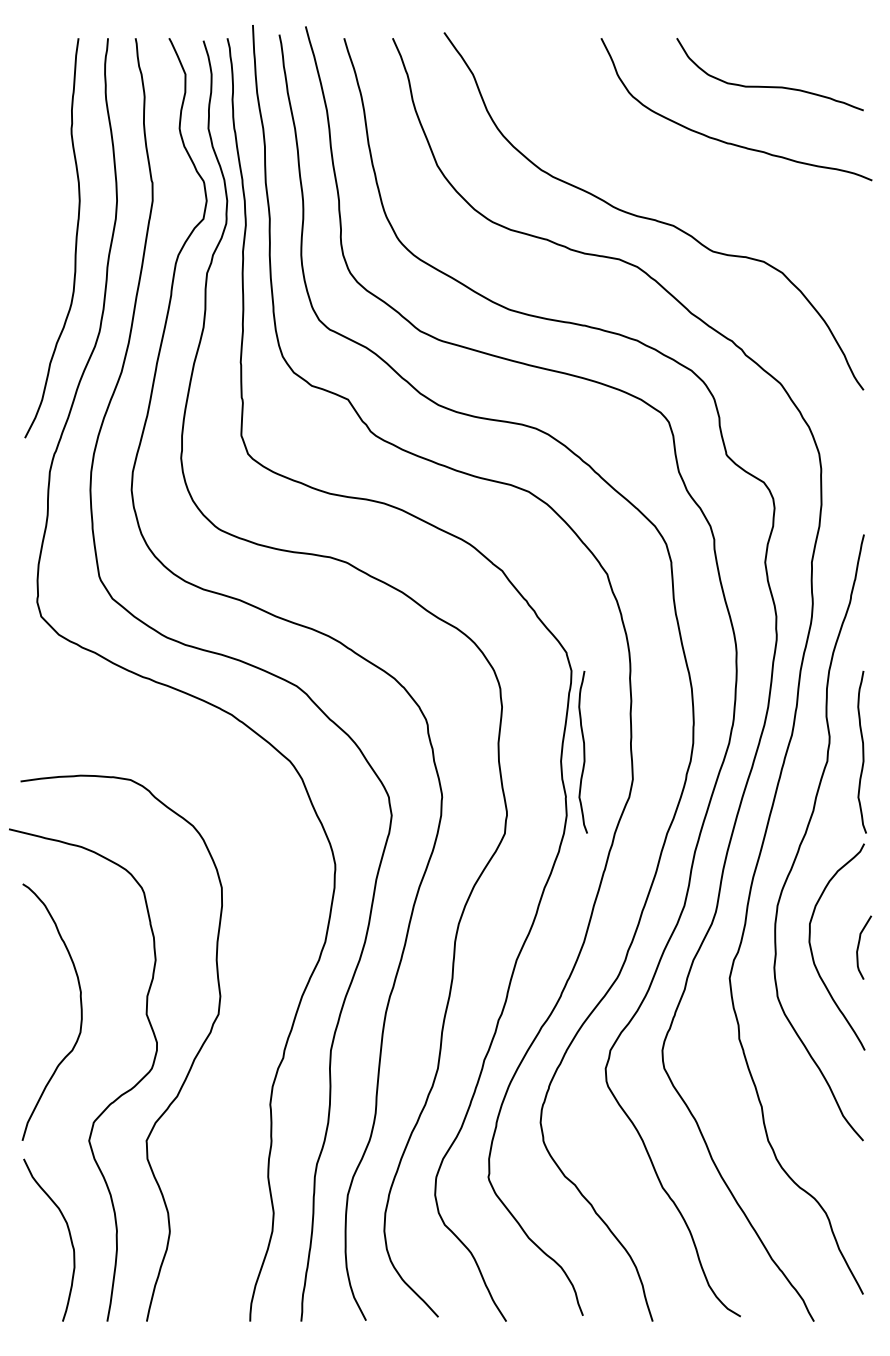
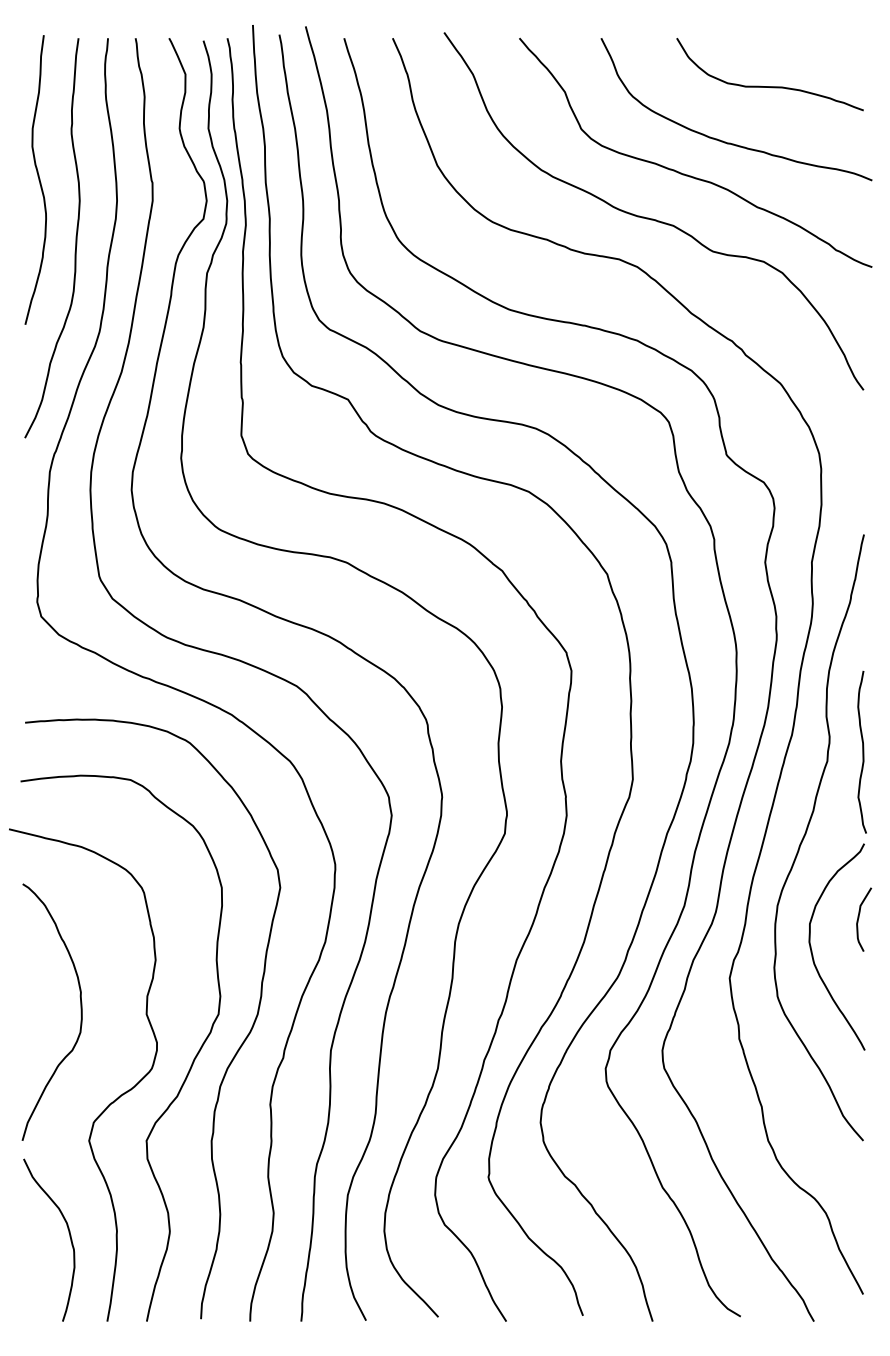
curve: none -> present (691, 175)
curve: none -> present (38, 179)
curve: present -> none (583, 751)
curve position: (859, 946) -> (859, 918) (859, 918)
curve: none -> present (228, 1064)
